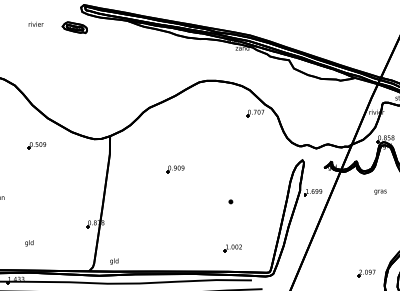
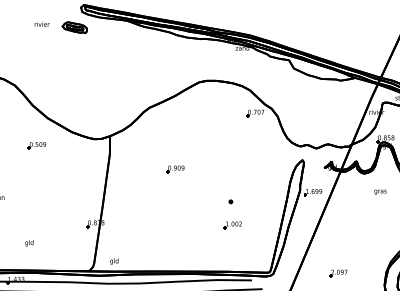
text position: (35, 23) -> (41, 23) (41, 23)
part position: (232, 248) -> (232, 225) (232, 225)
part position: (366, 273) -> (338, 273) (338, 273)
